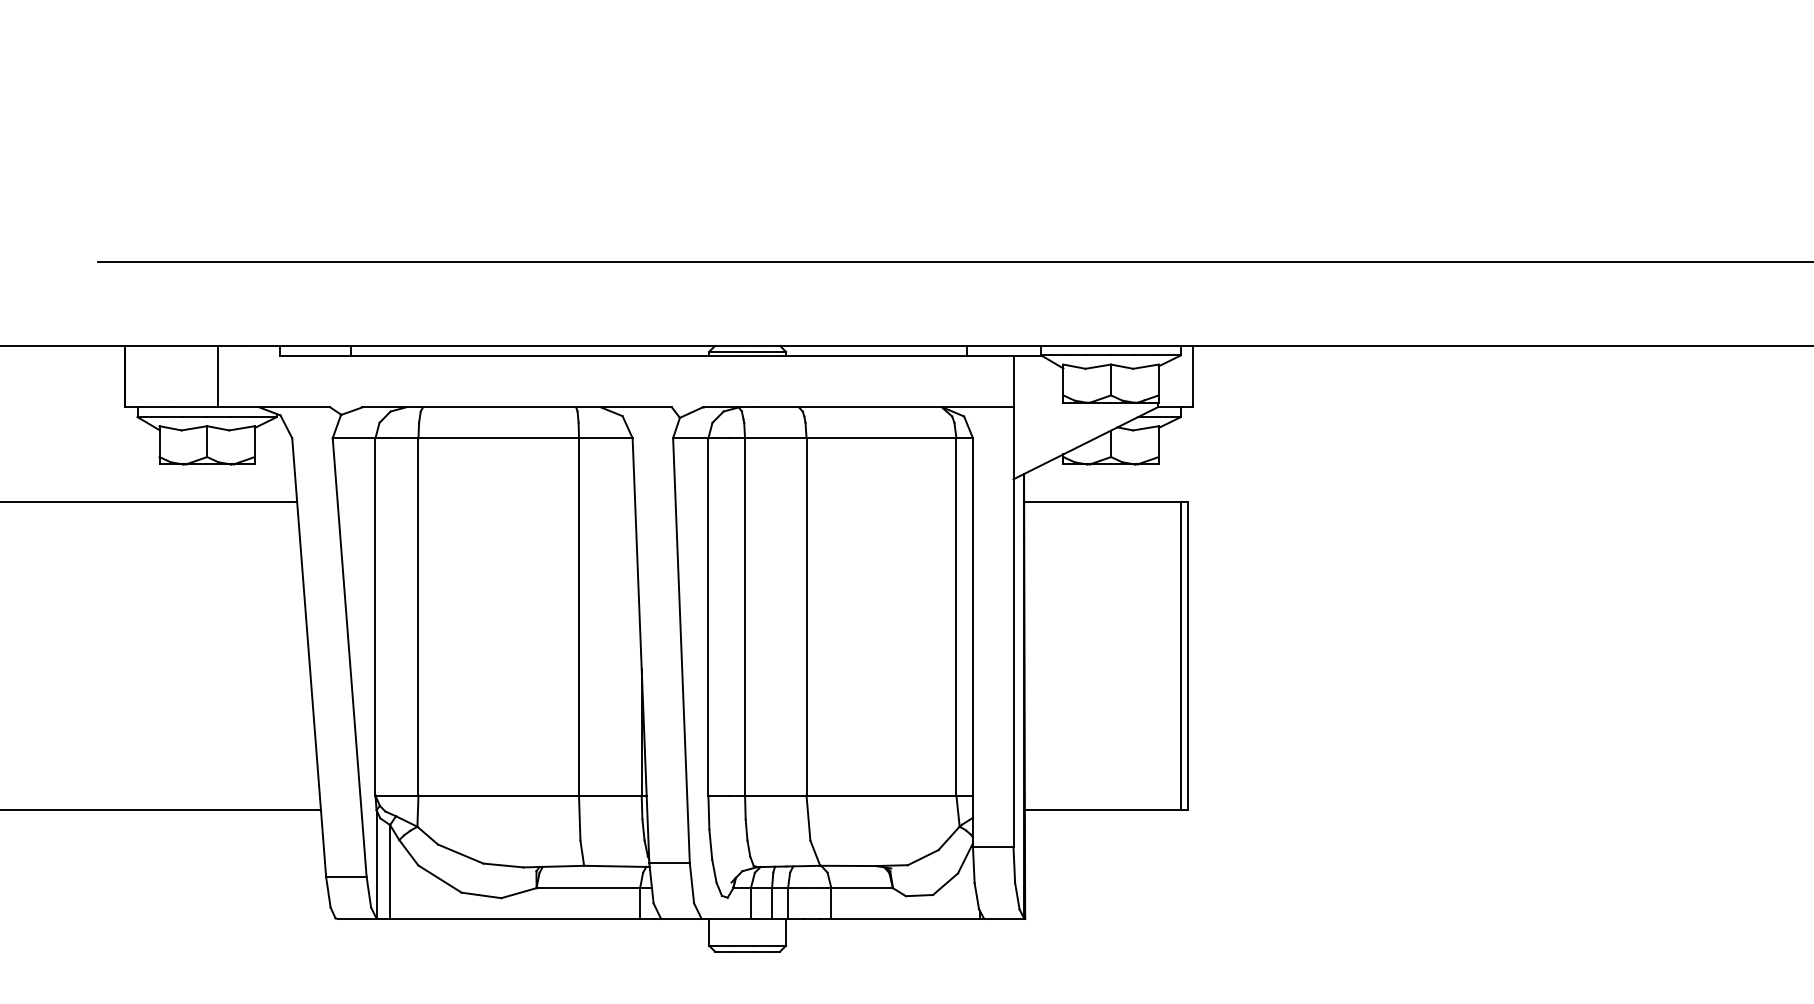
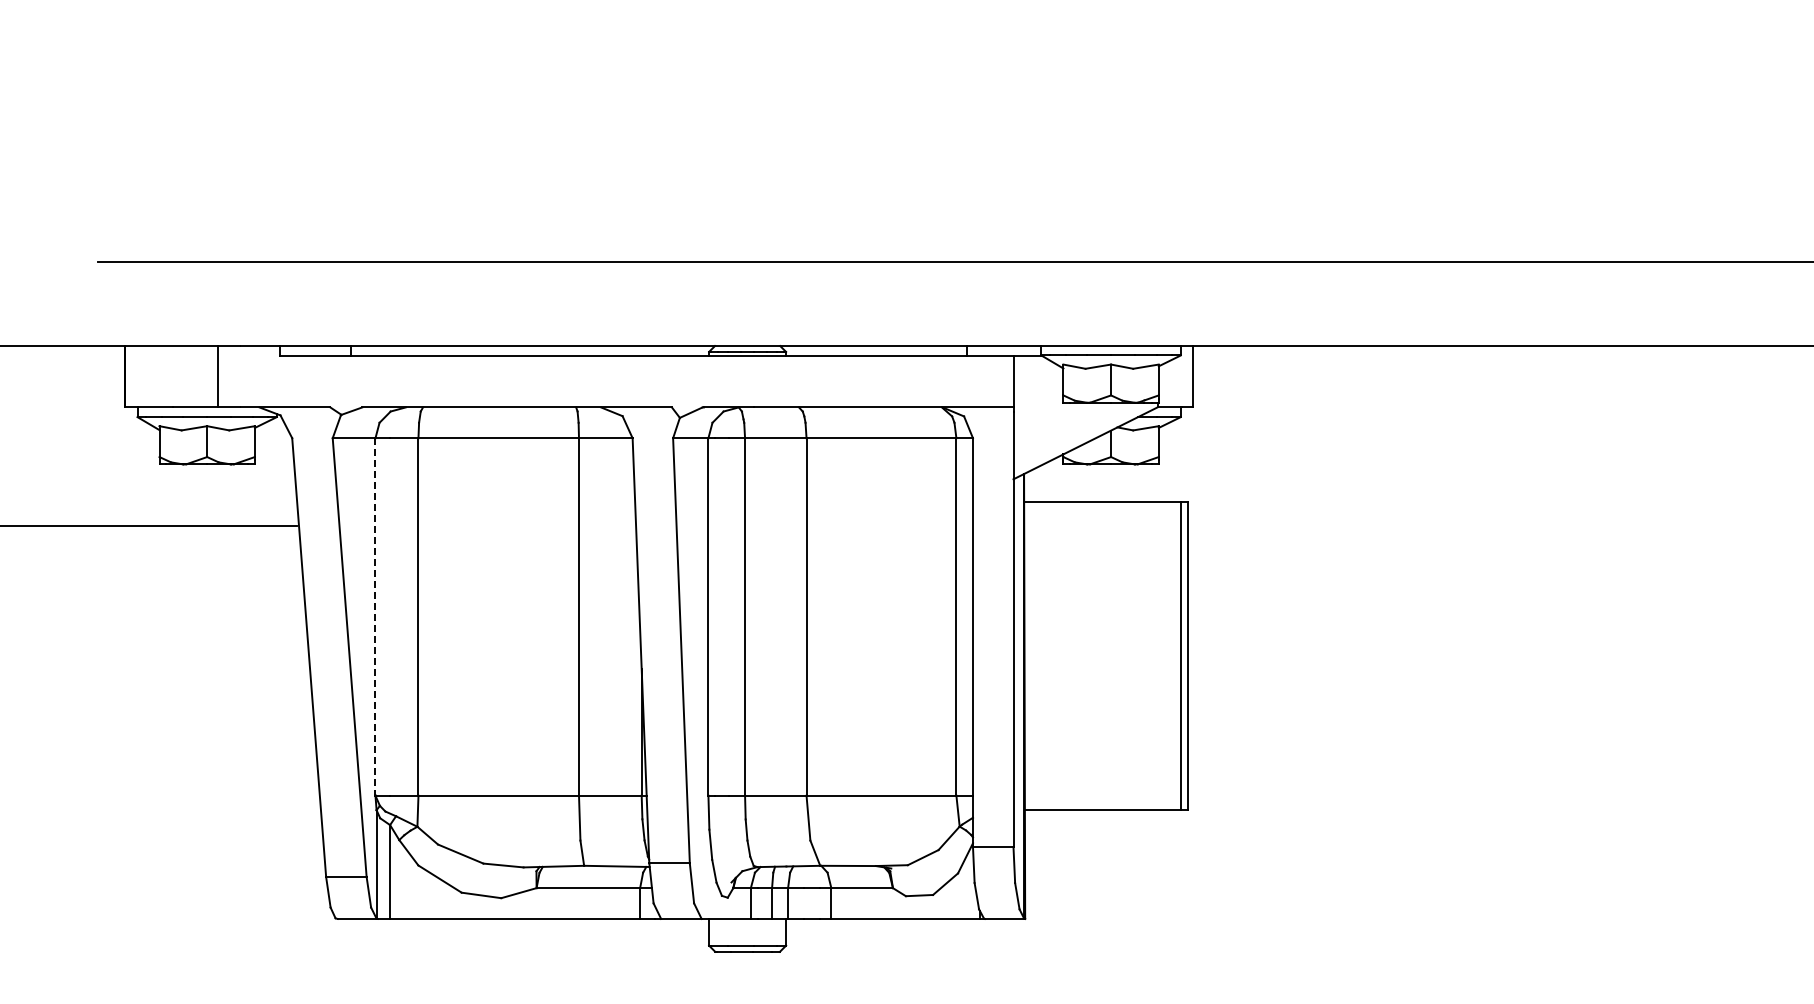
line position: (149, 501) -> (149, 525) (149, 525)
line: solid -> dashed (375, 616)
line: present -> none (161, 810)
